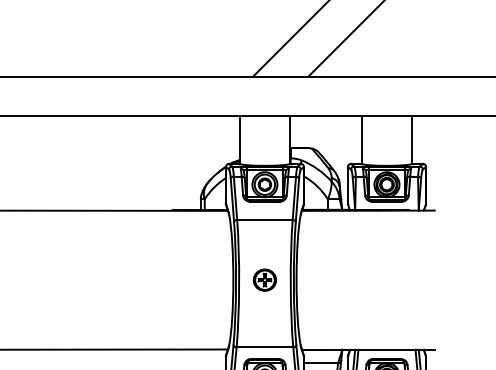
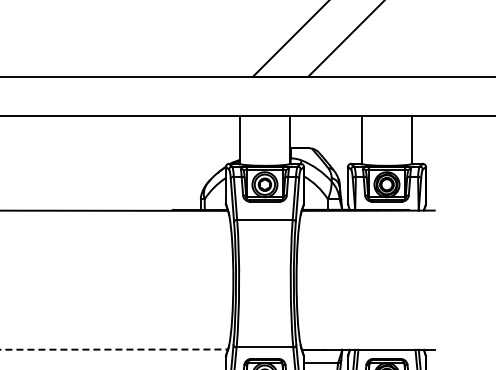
part: present -> none (264, 279)
line: solid -> dashed (114, 349)
